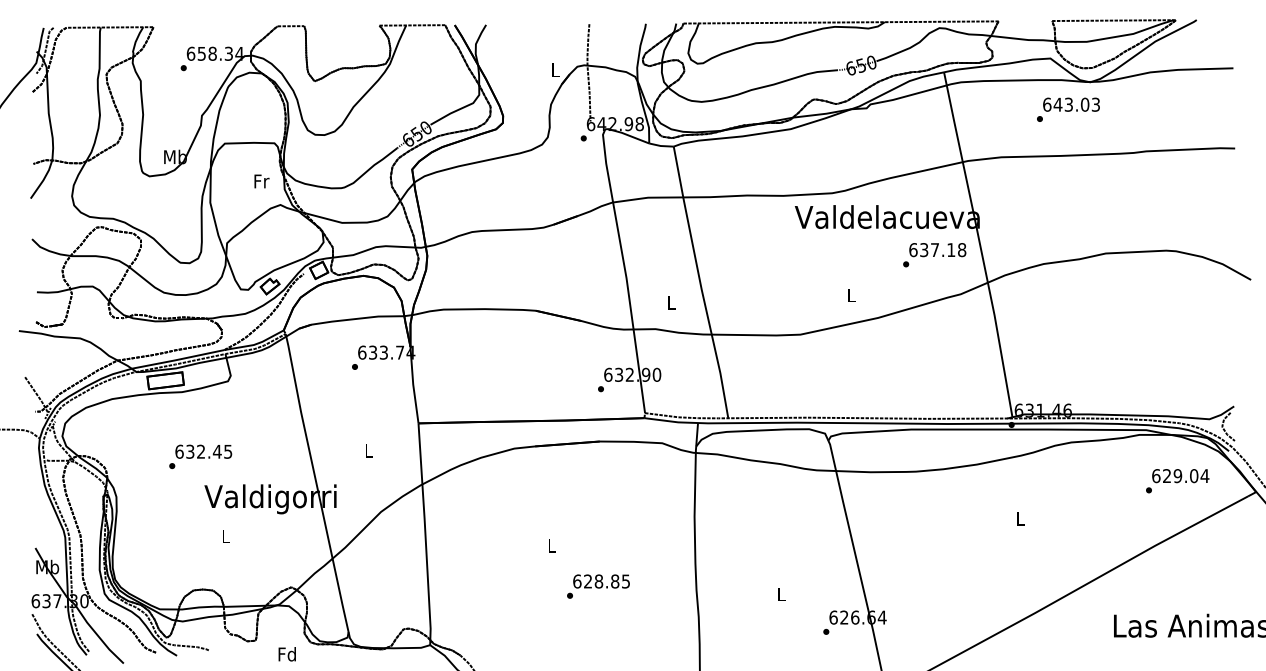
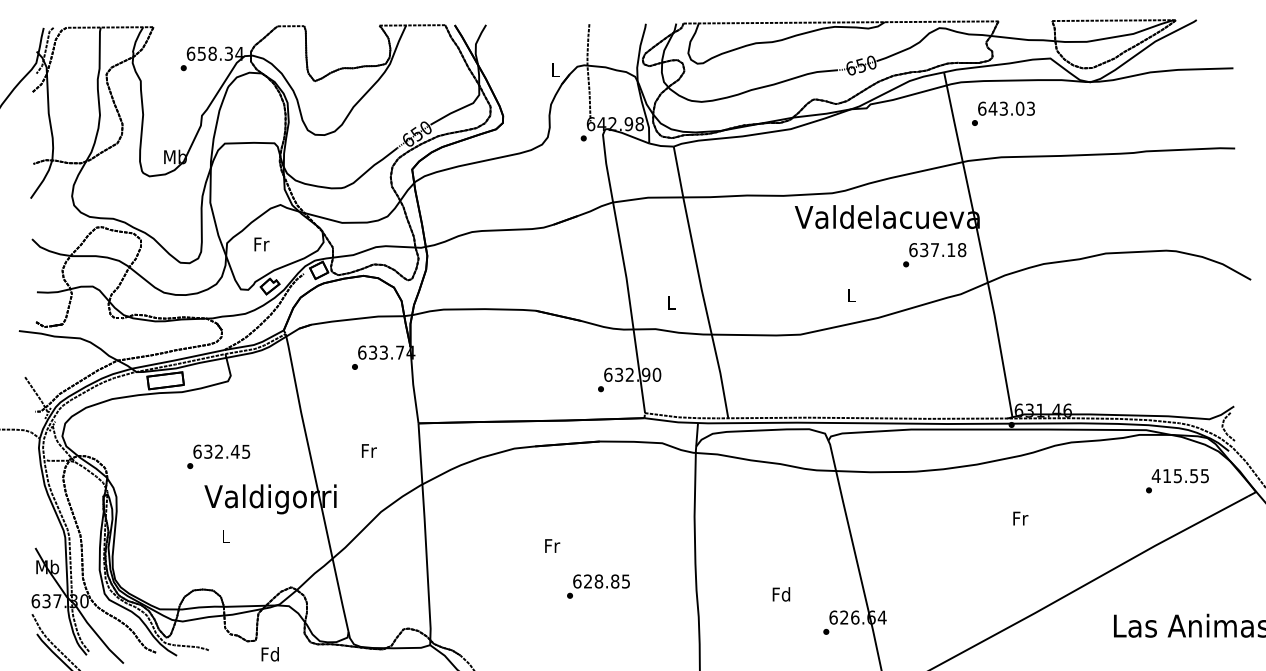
text position: (1068, 109) -> (1003, 113) (1003, 113)
text position: (261, 181) -> (261, 244) (261, 244)
text: L -> Fr (368, 450)
text position: (200, 456) -> (218, 456) (218, 456)
text: 629.04 -> 415.55 (1180, 476)
text: L -> Fr (1020, 518)
text: L -> Fr (552, 545)
text: L -> Fd (781, 594)
text position: (286, 654) -> (269, 654) (269, 654)
